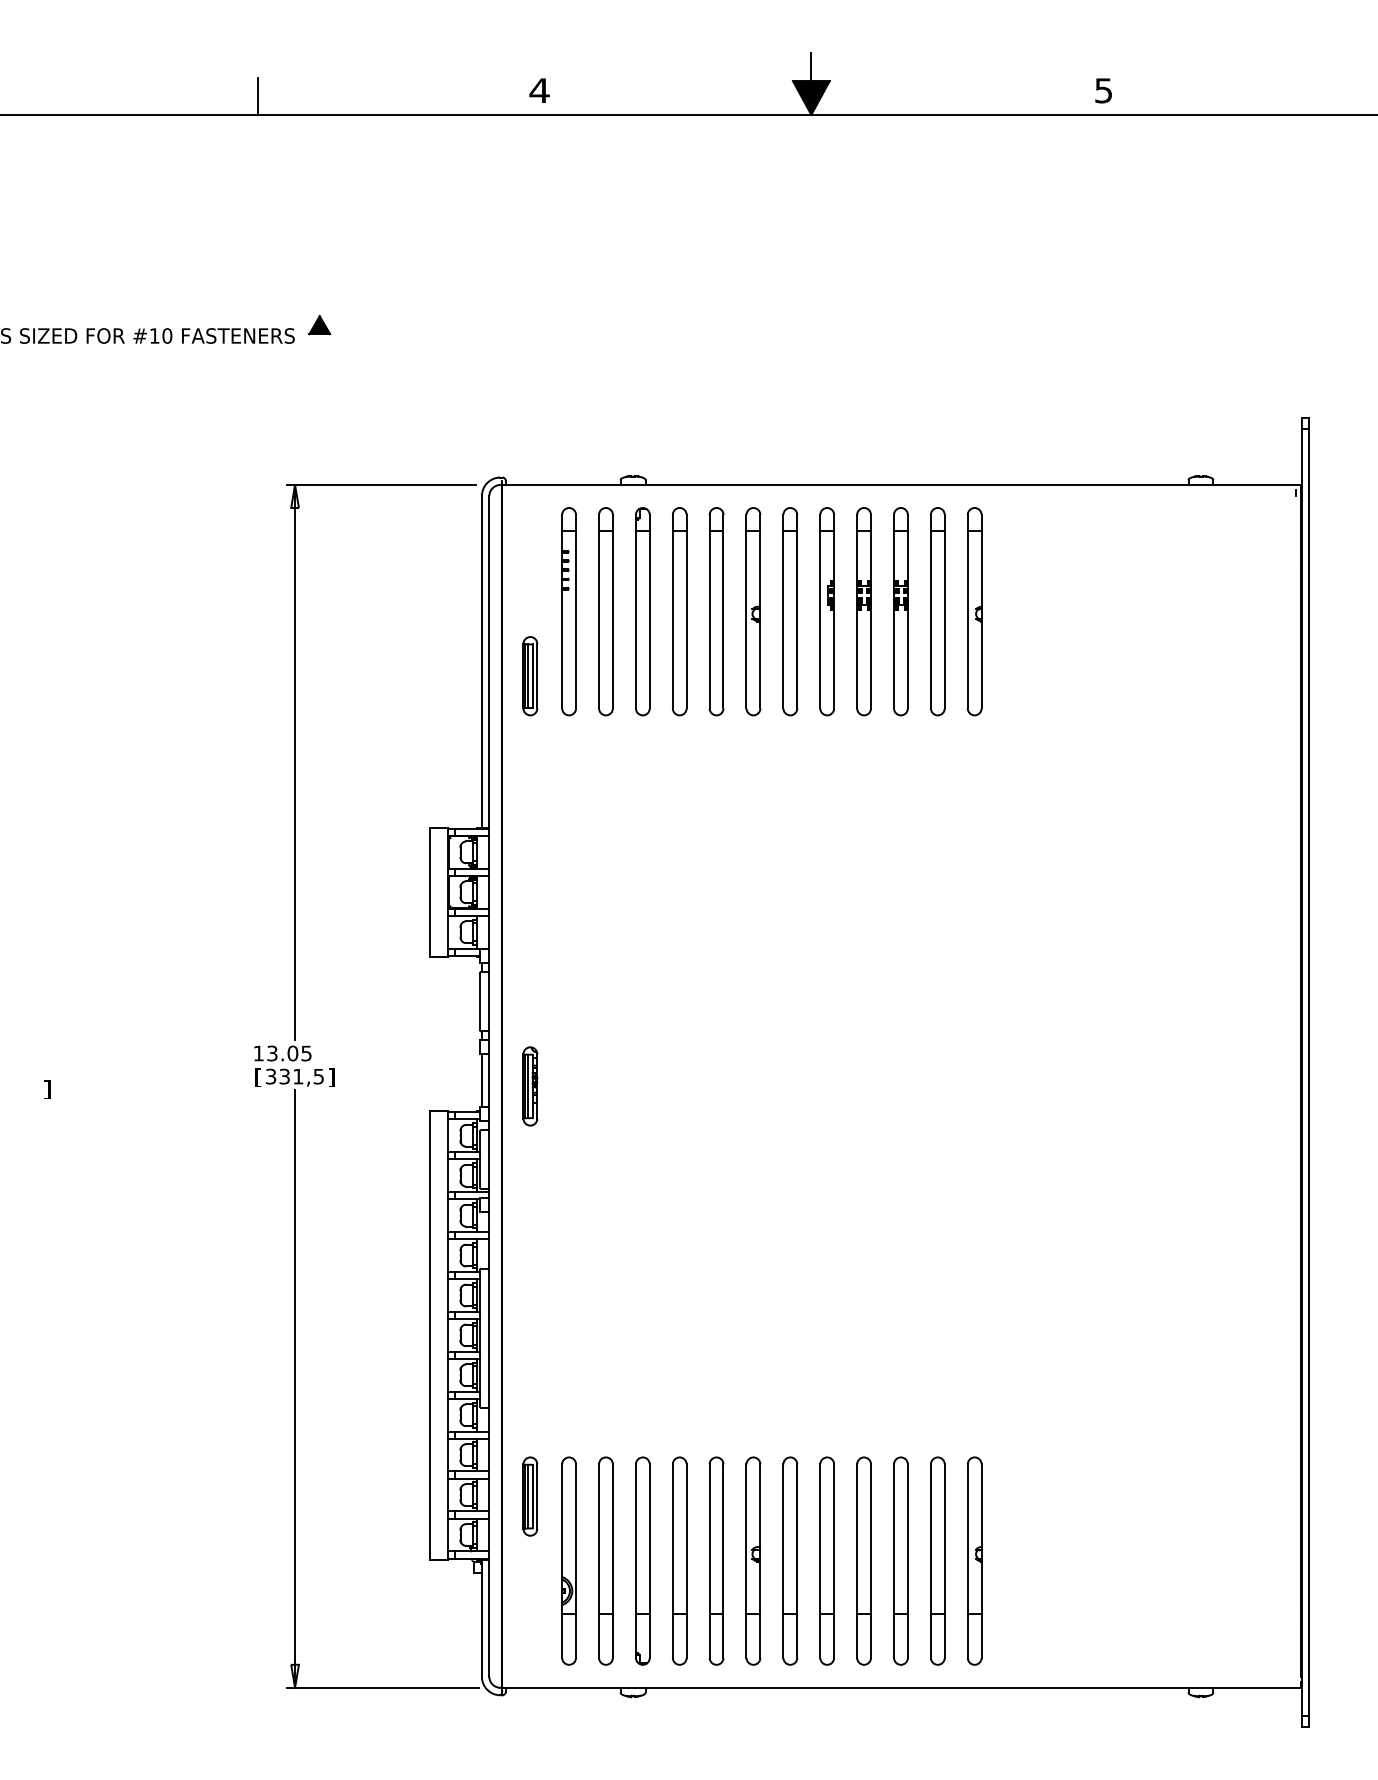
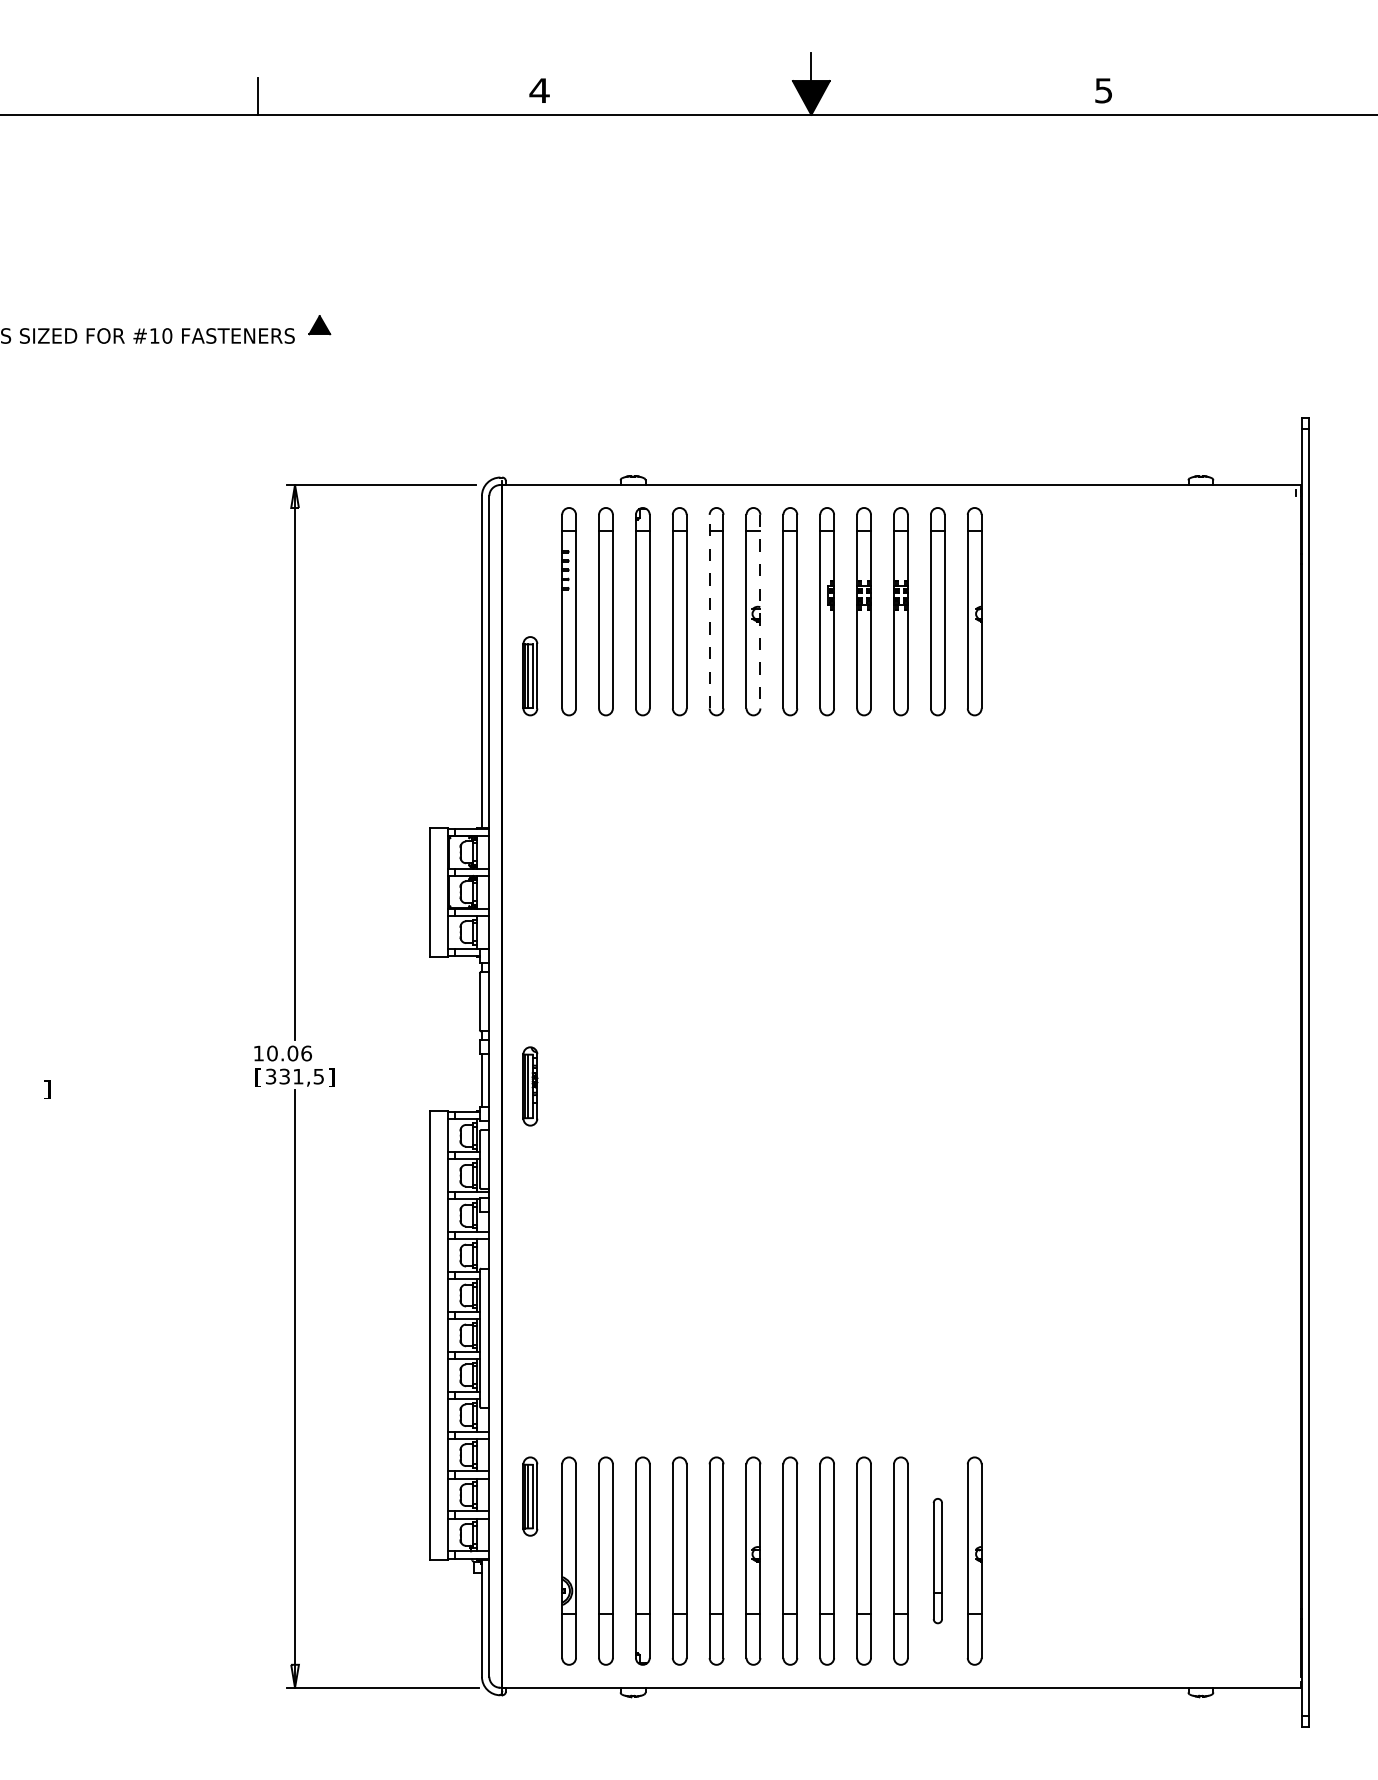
line: solid -> dashed (709, 611)
line: solid -> dashed (760, 611)
text: 13.05 -> 10.06 (289, 1053)
part size: 16x210 px -> 11x127 px (937, 1561)
